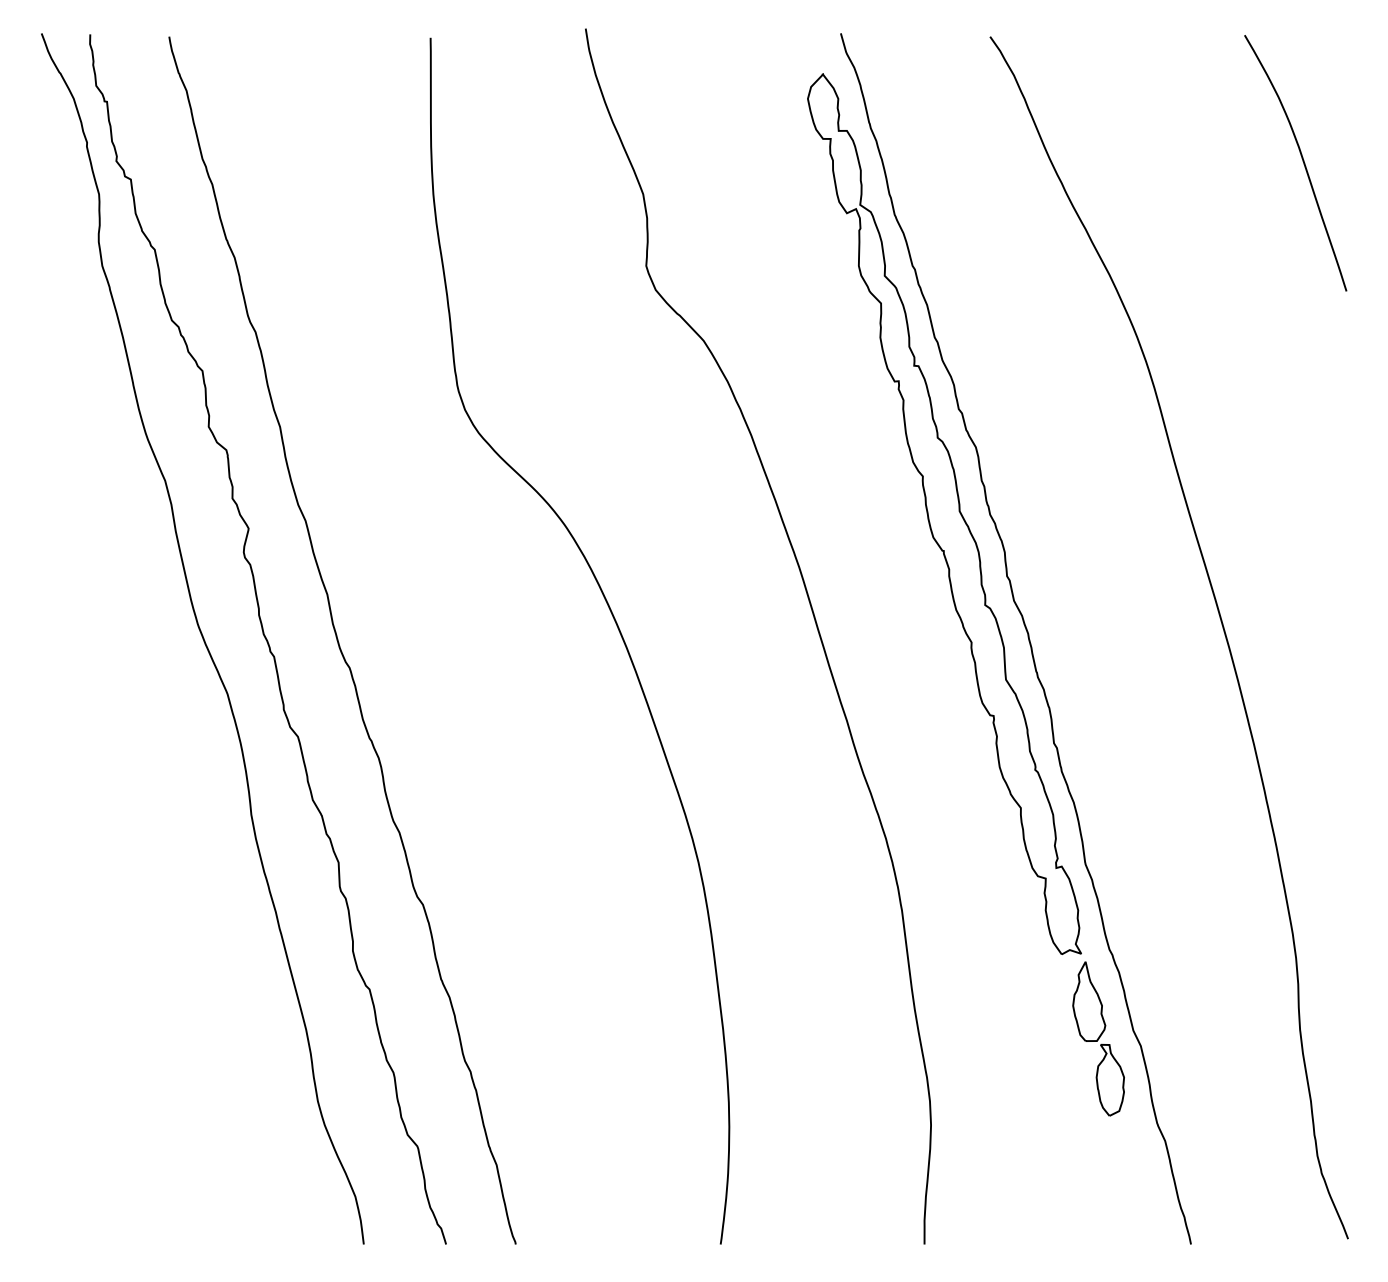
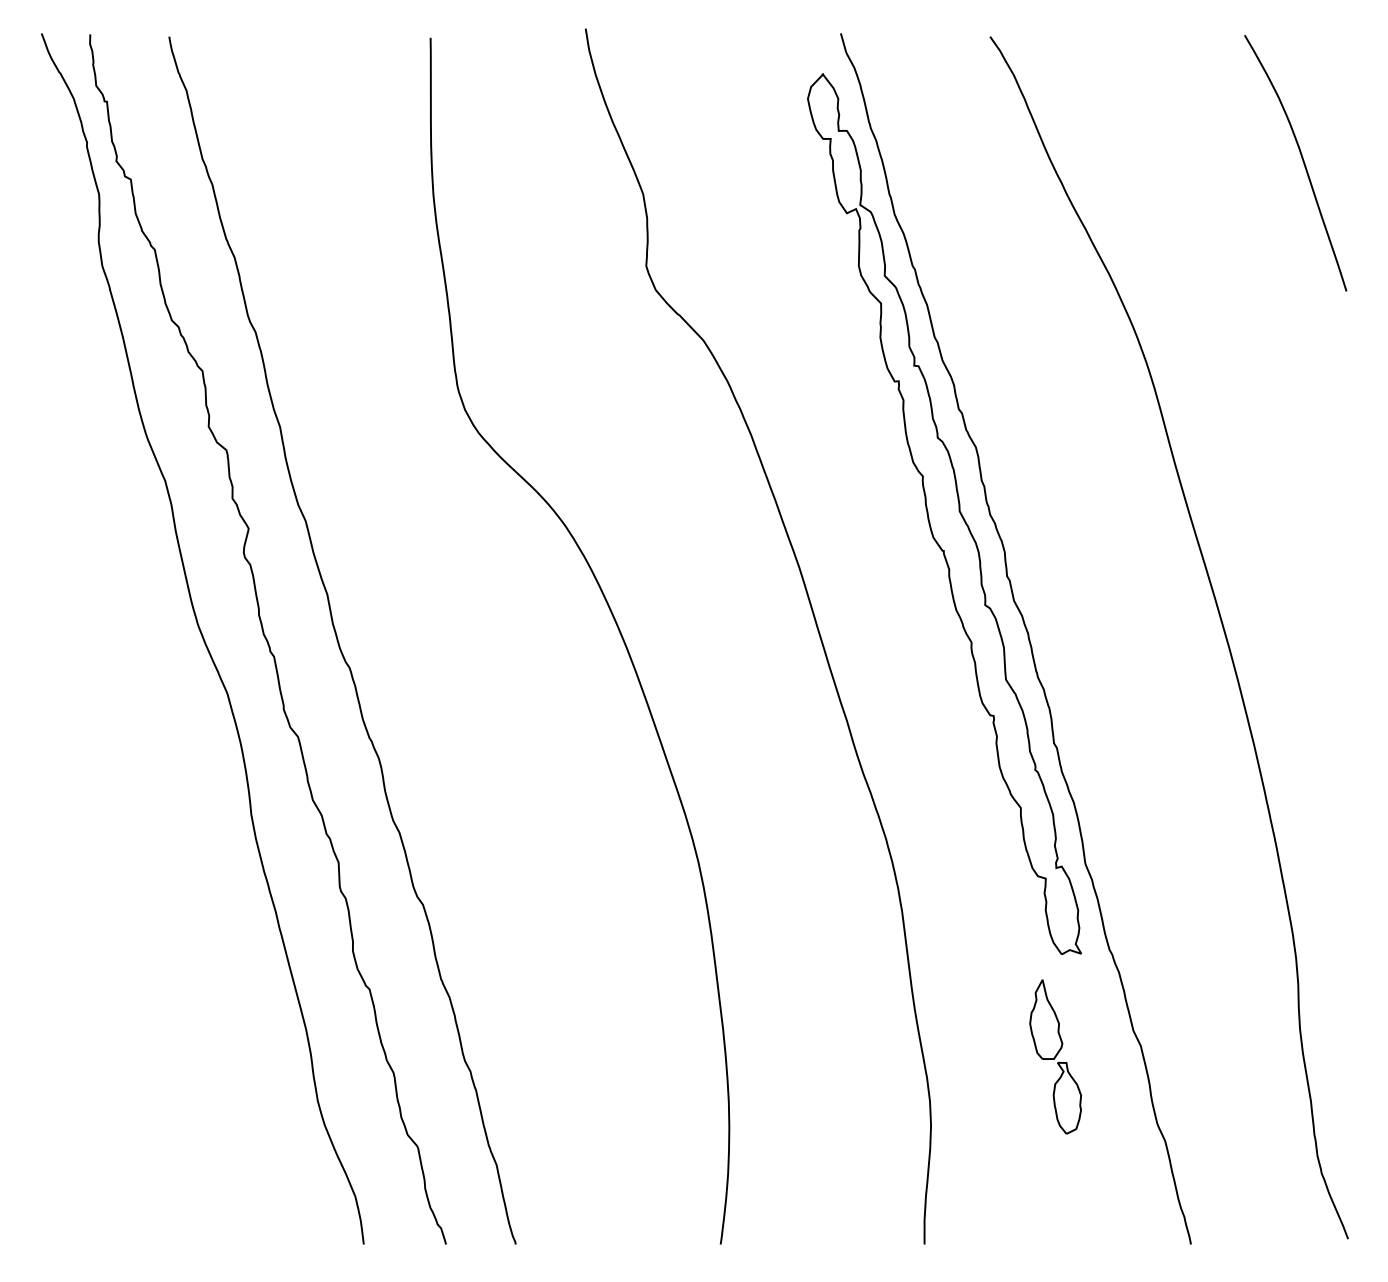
part position: (1098, 1038) -> (1055, 1056) (1055, 1056)
